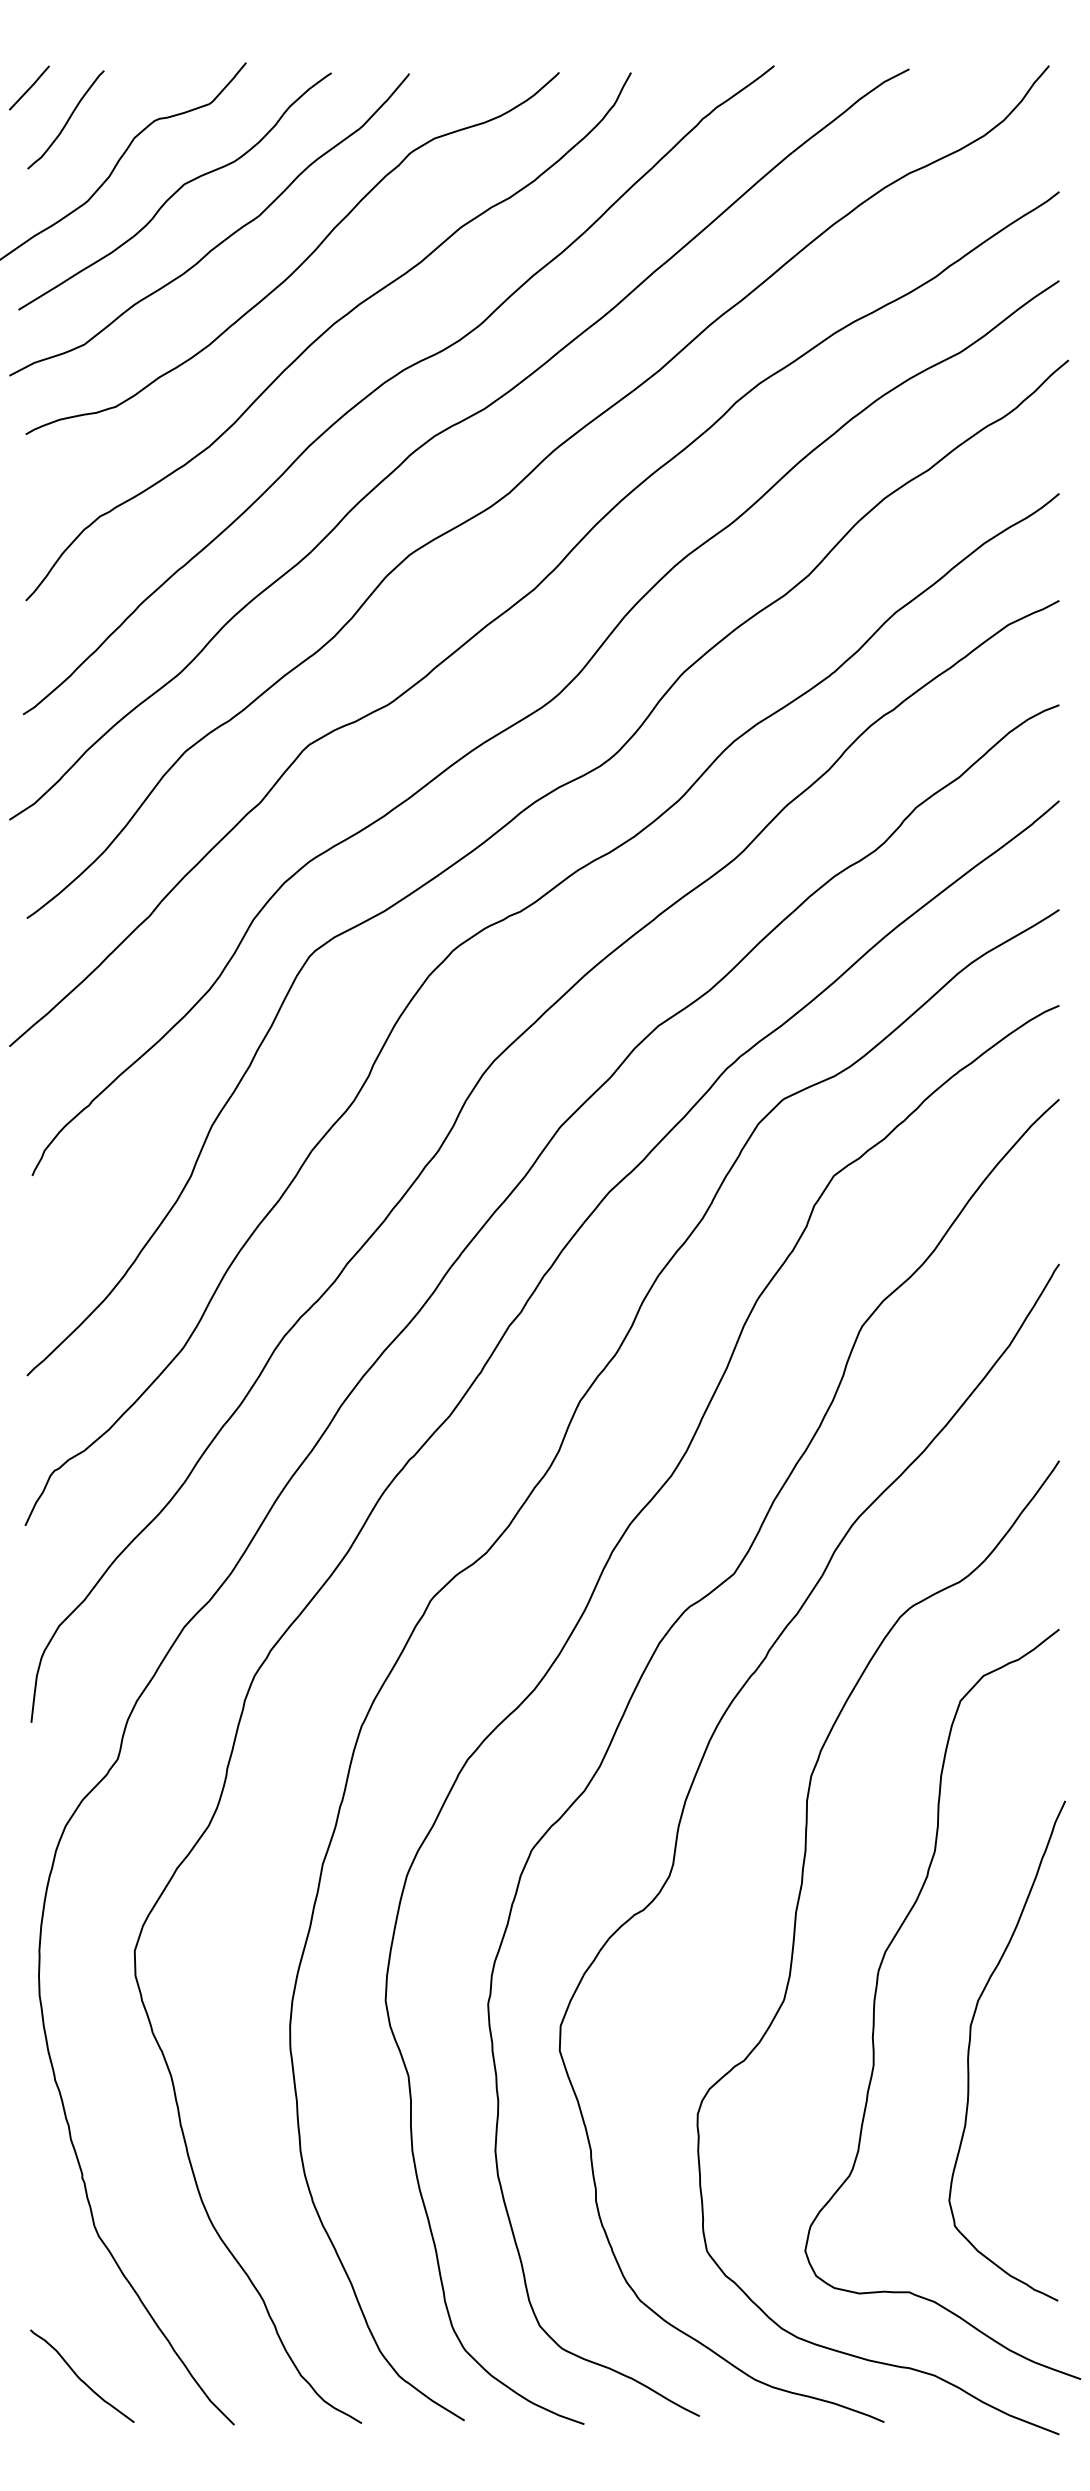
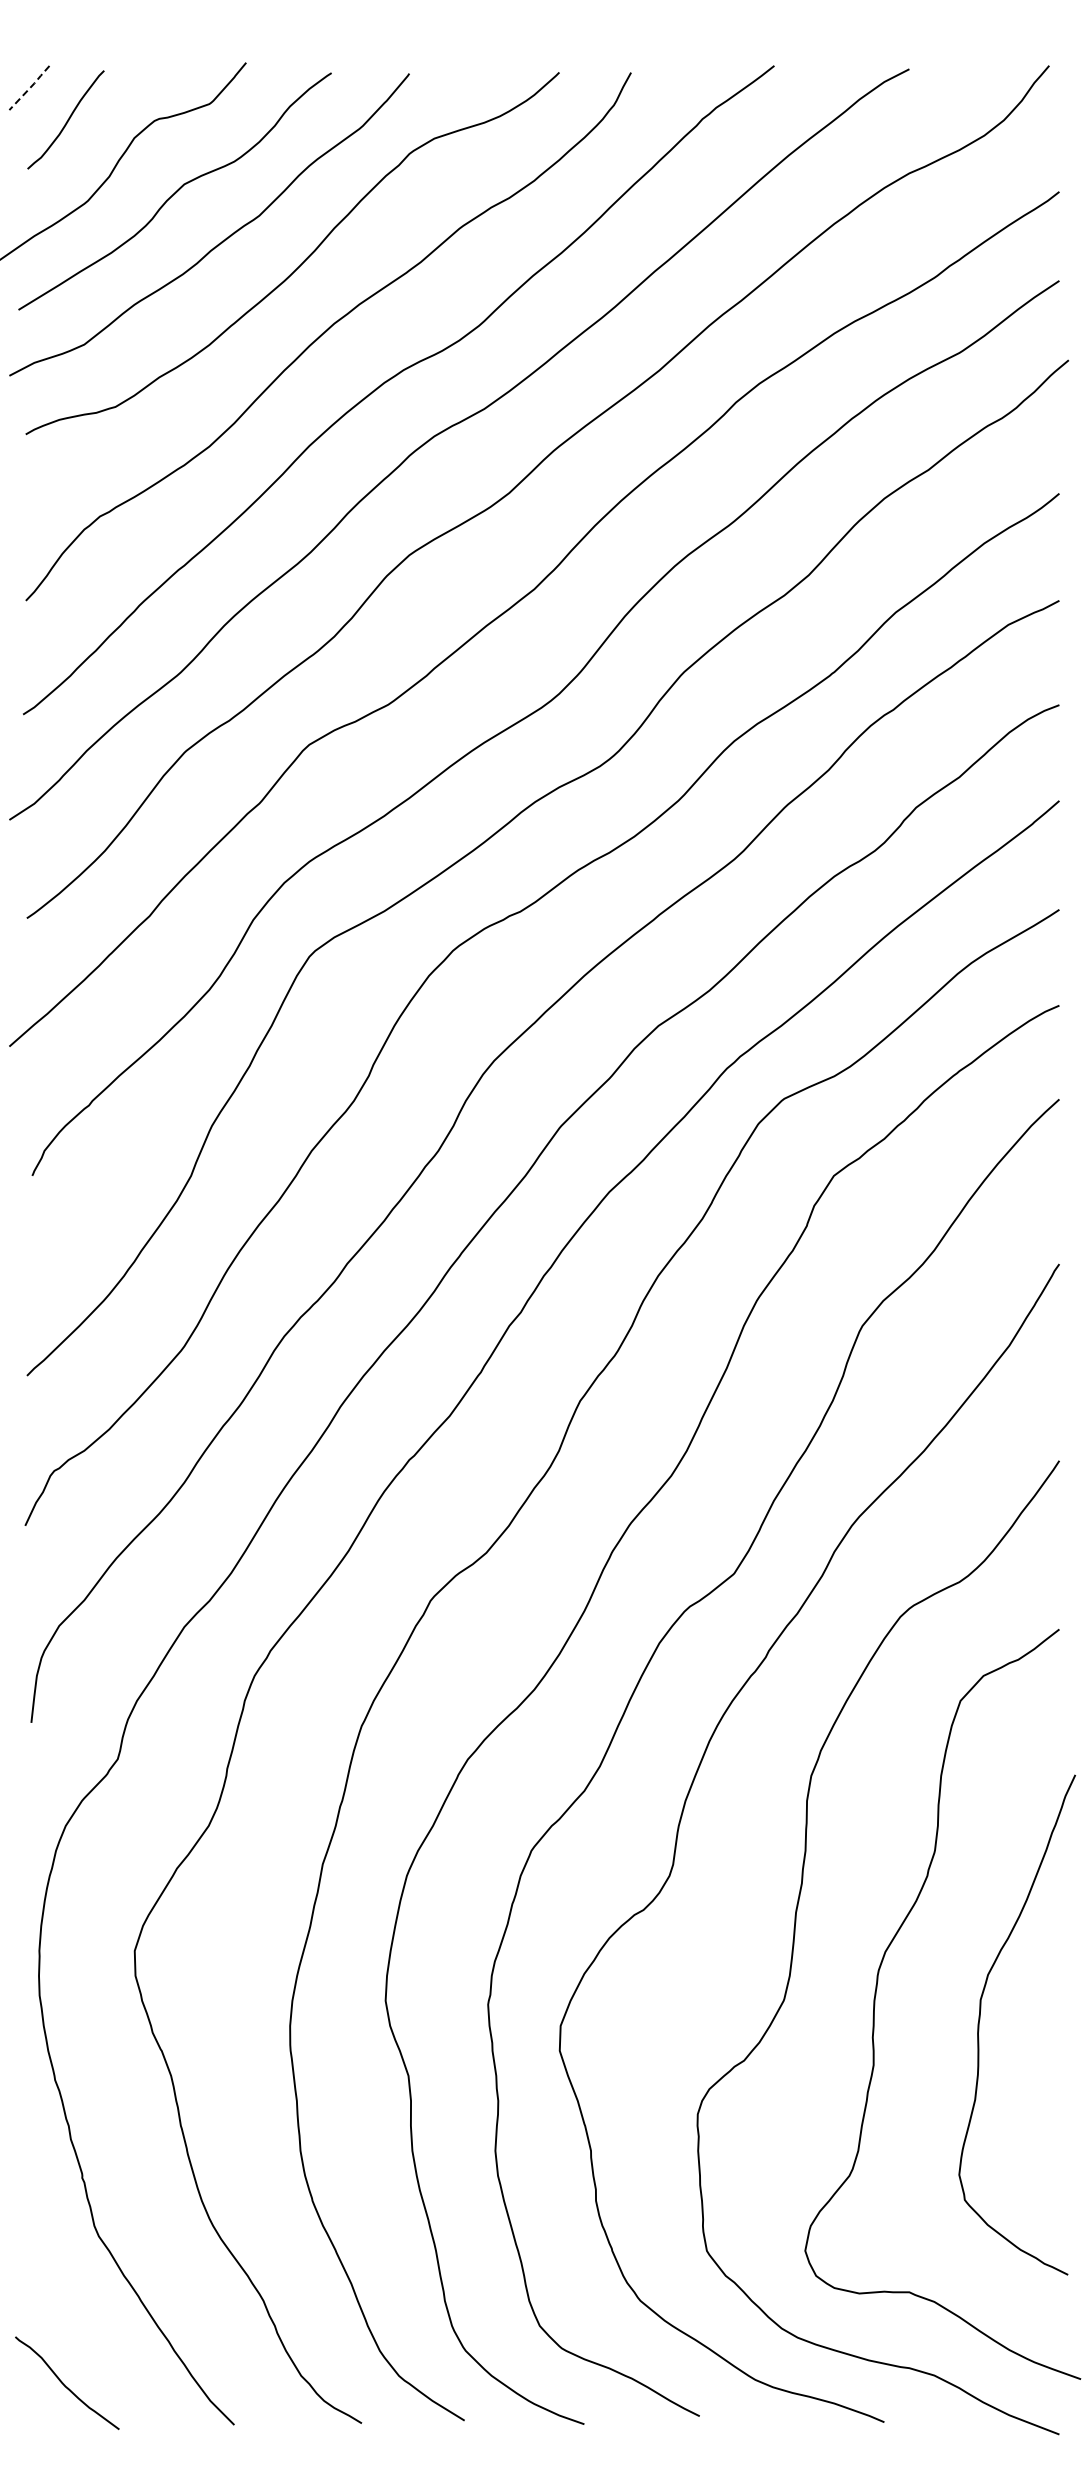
line: solid -> dashed (30, 87)
curve position: (970, 2045) -> (980, 2019) (980, 2019)
curve position: (79, 2377) -> (64, 2384) (64, 2384)
